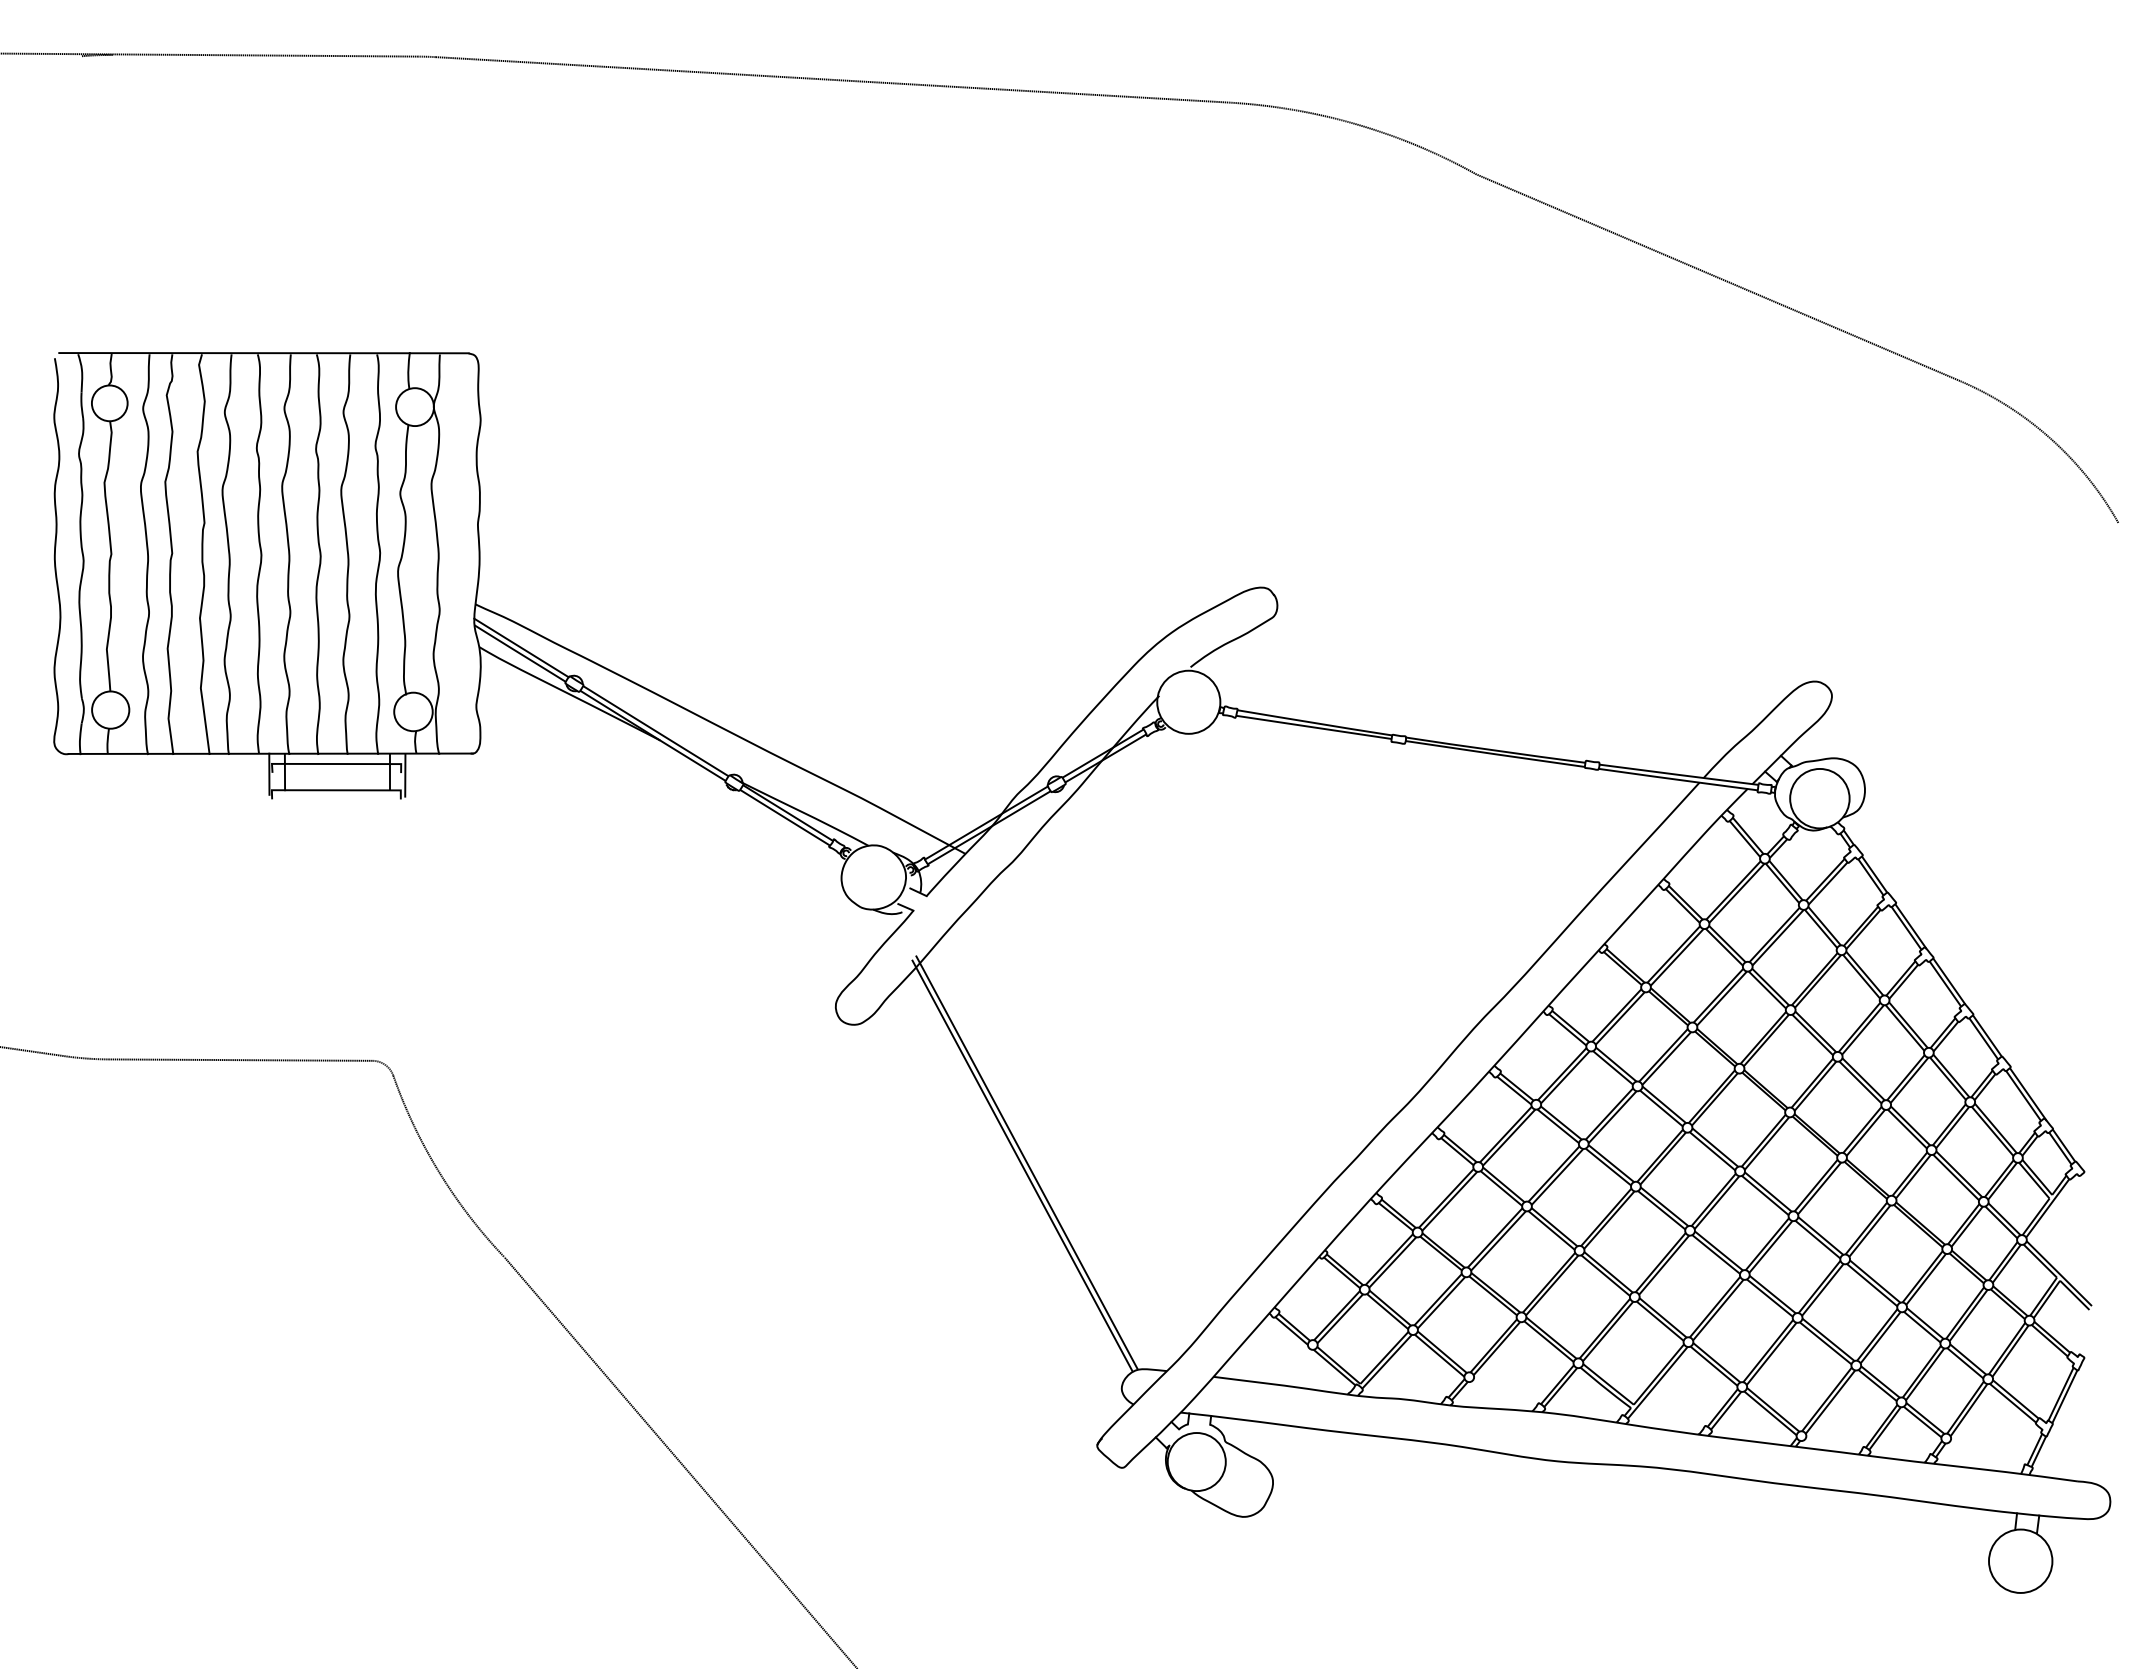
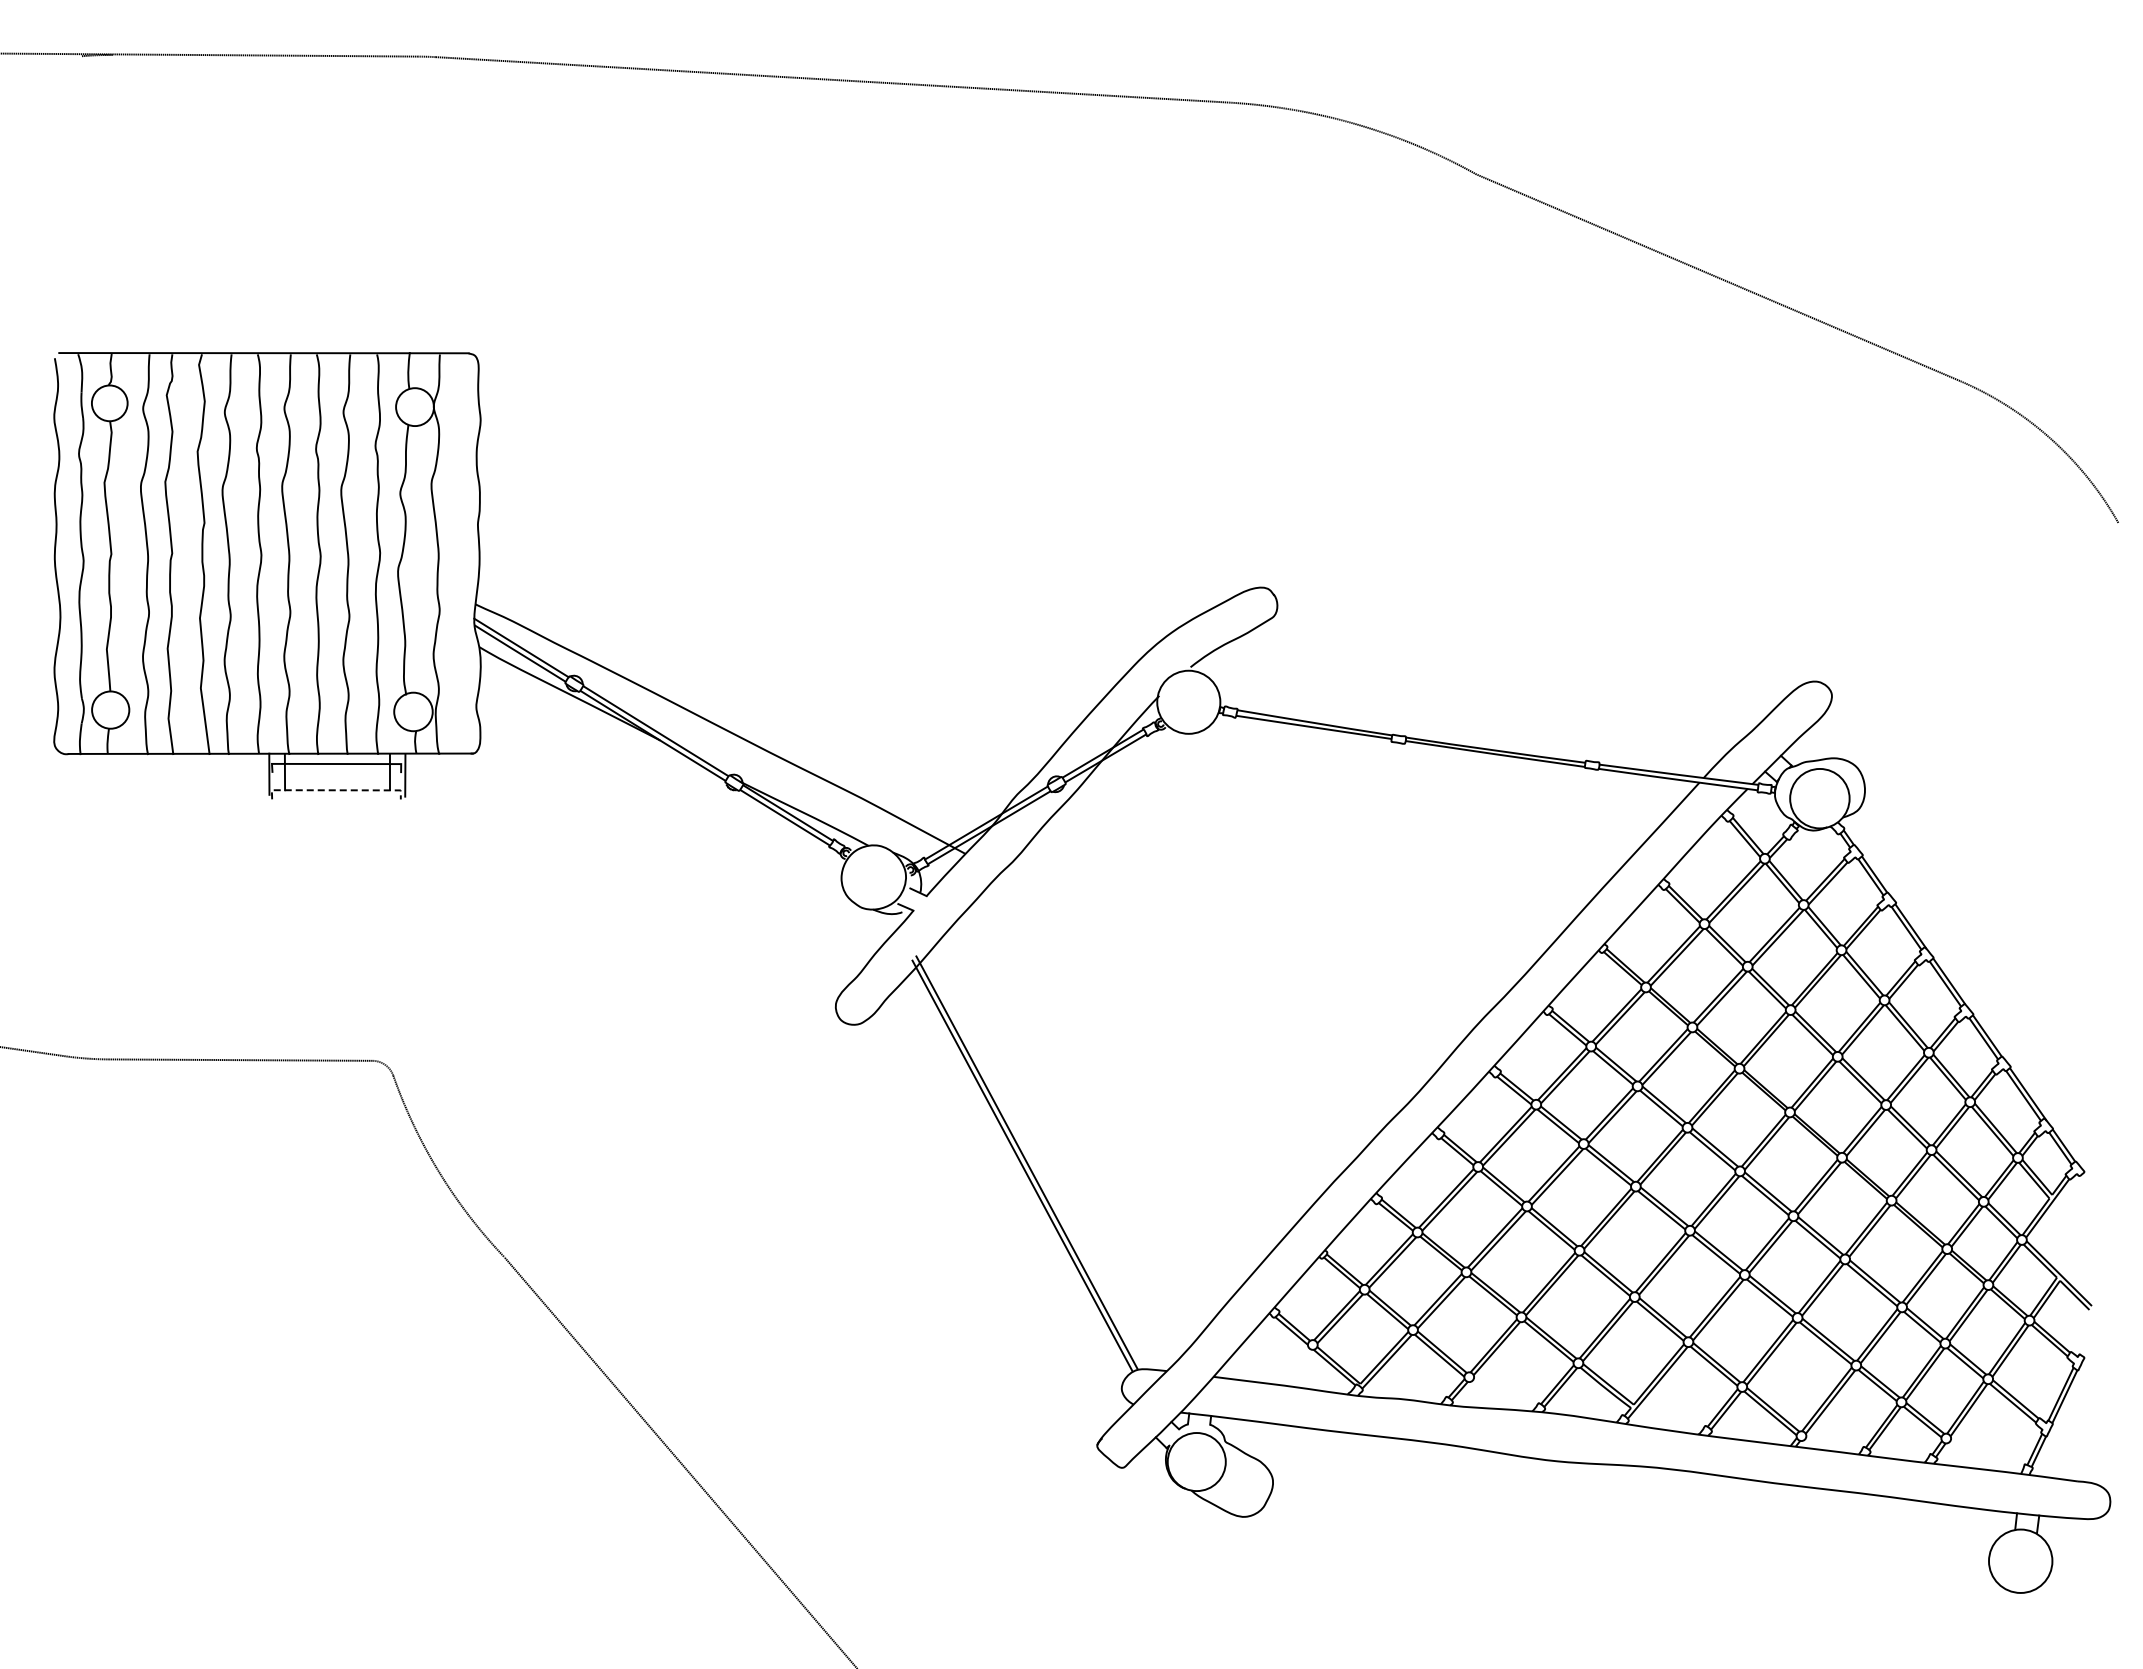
line: solid -> dashed (336, 790)
